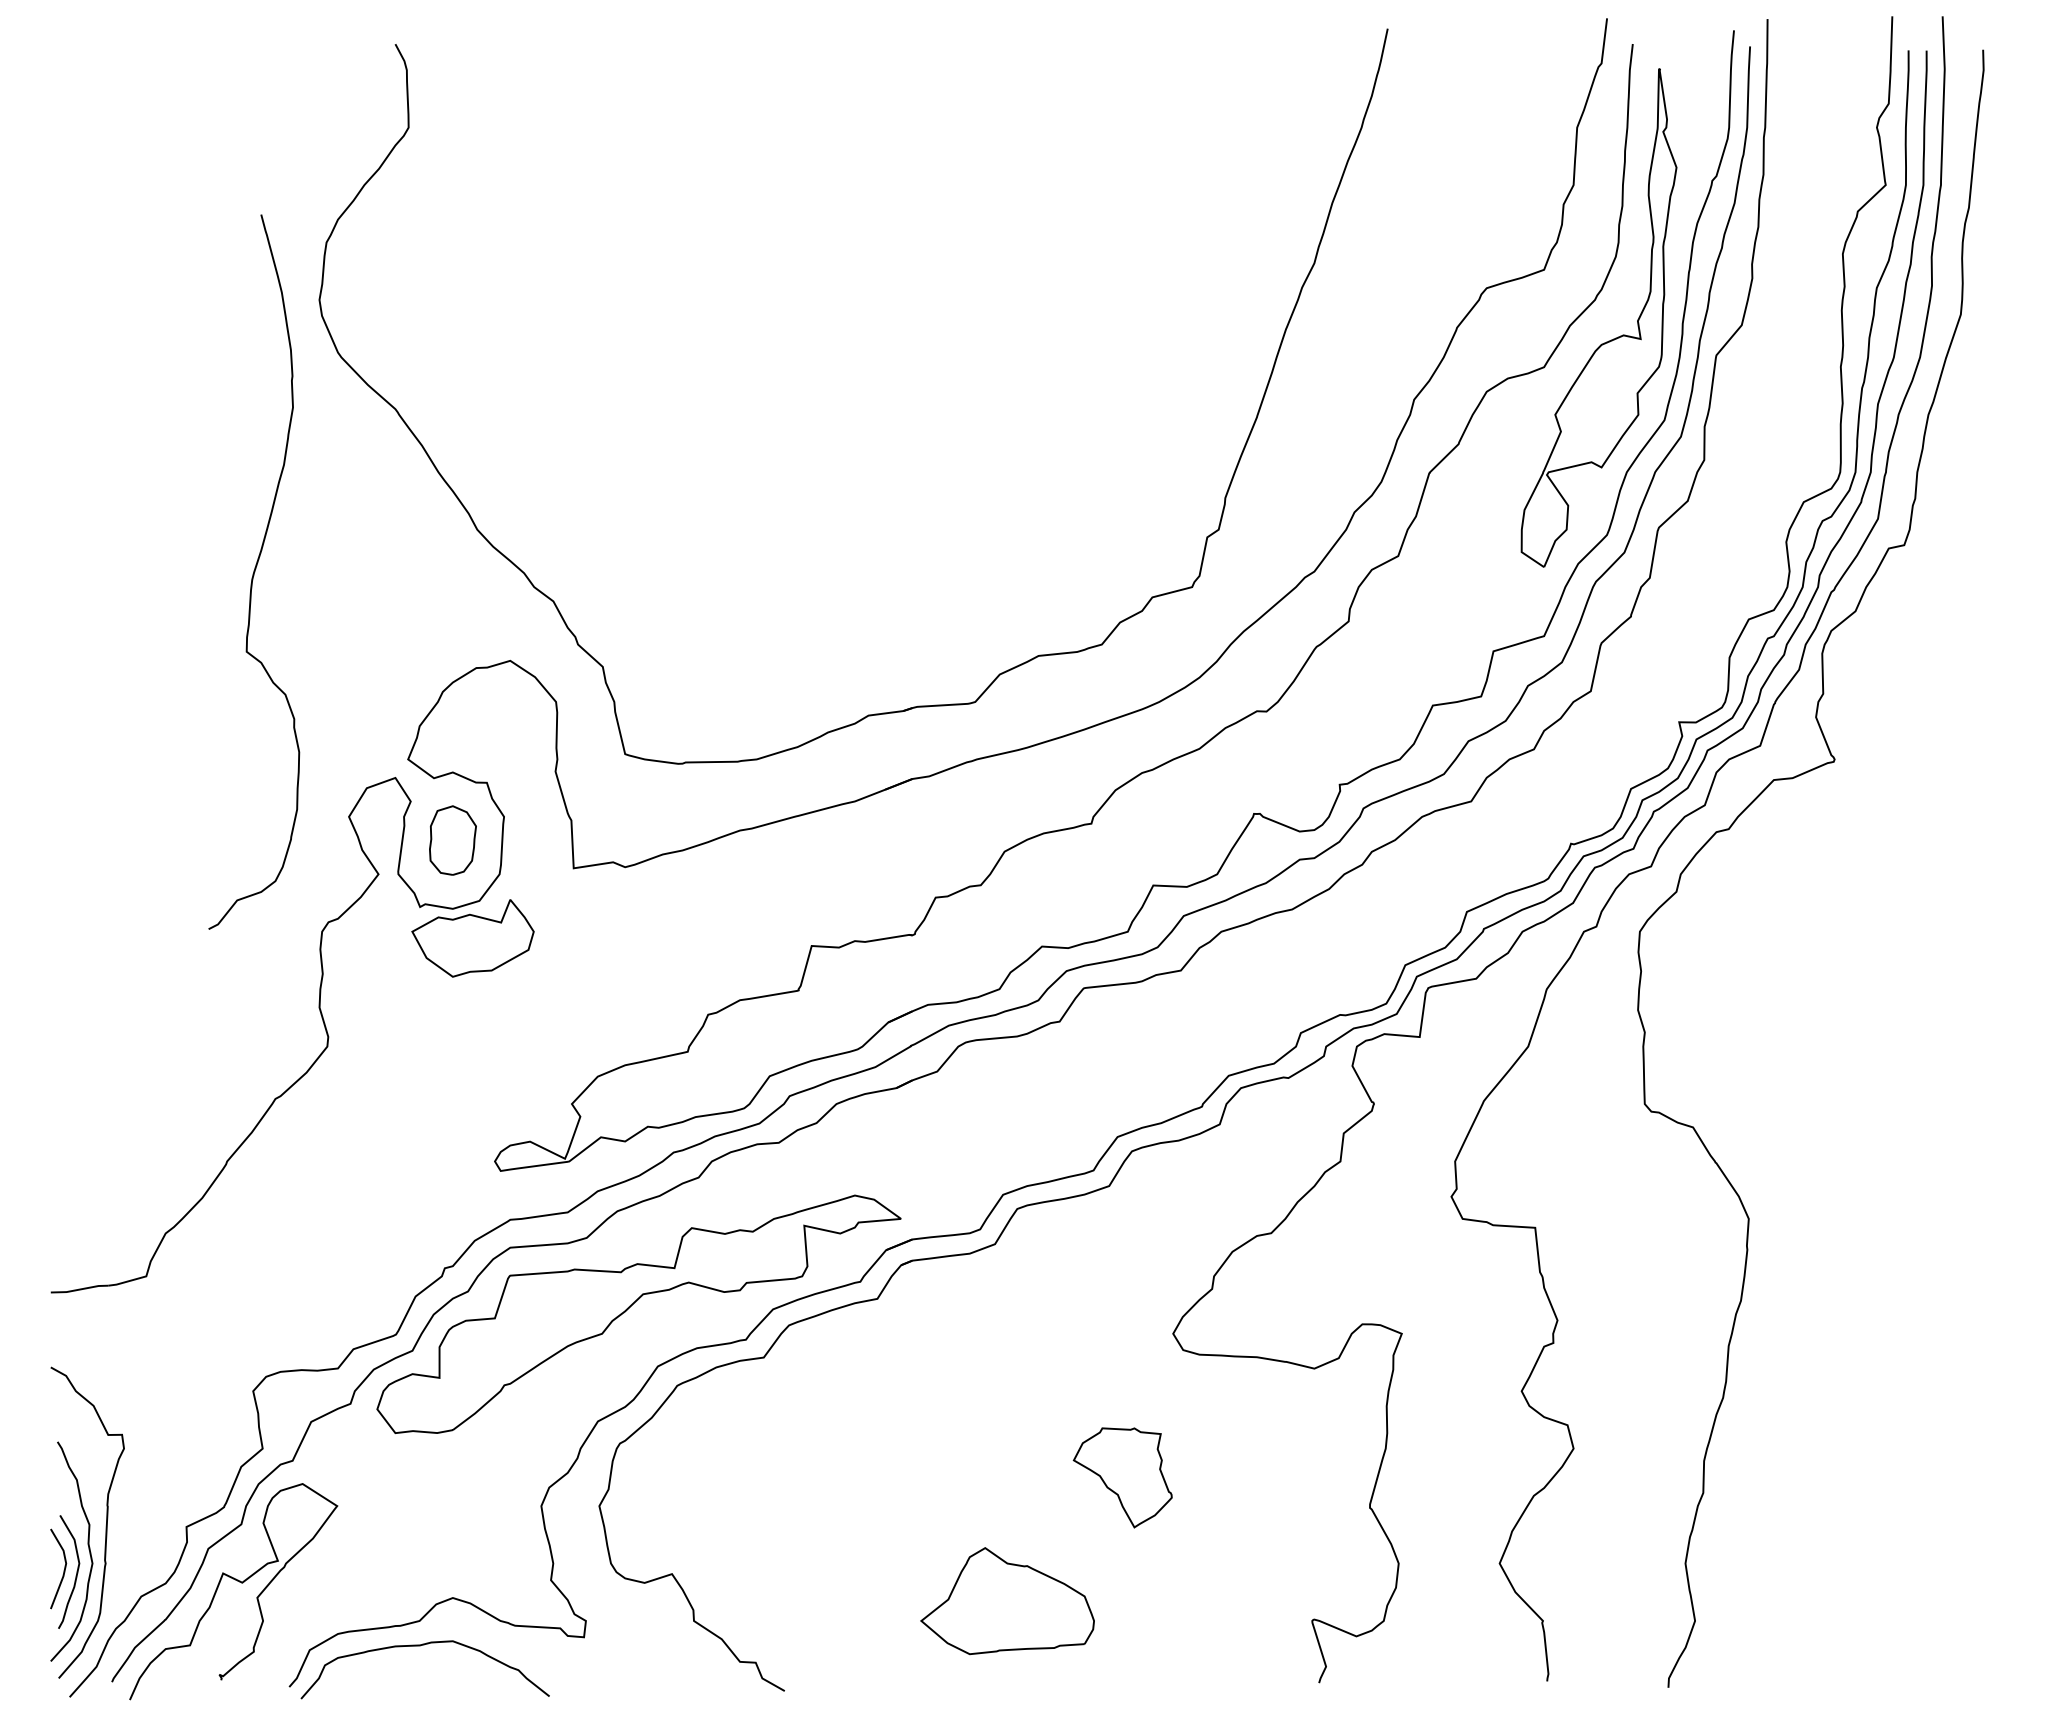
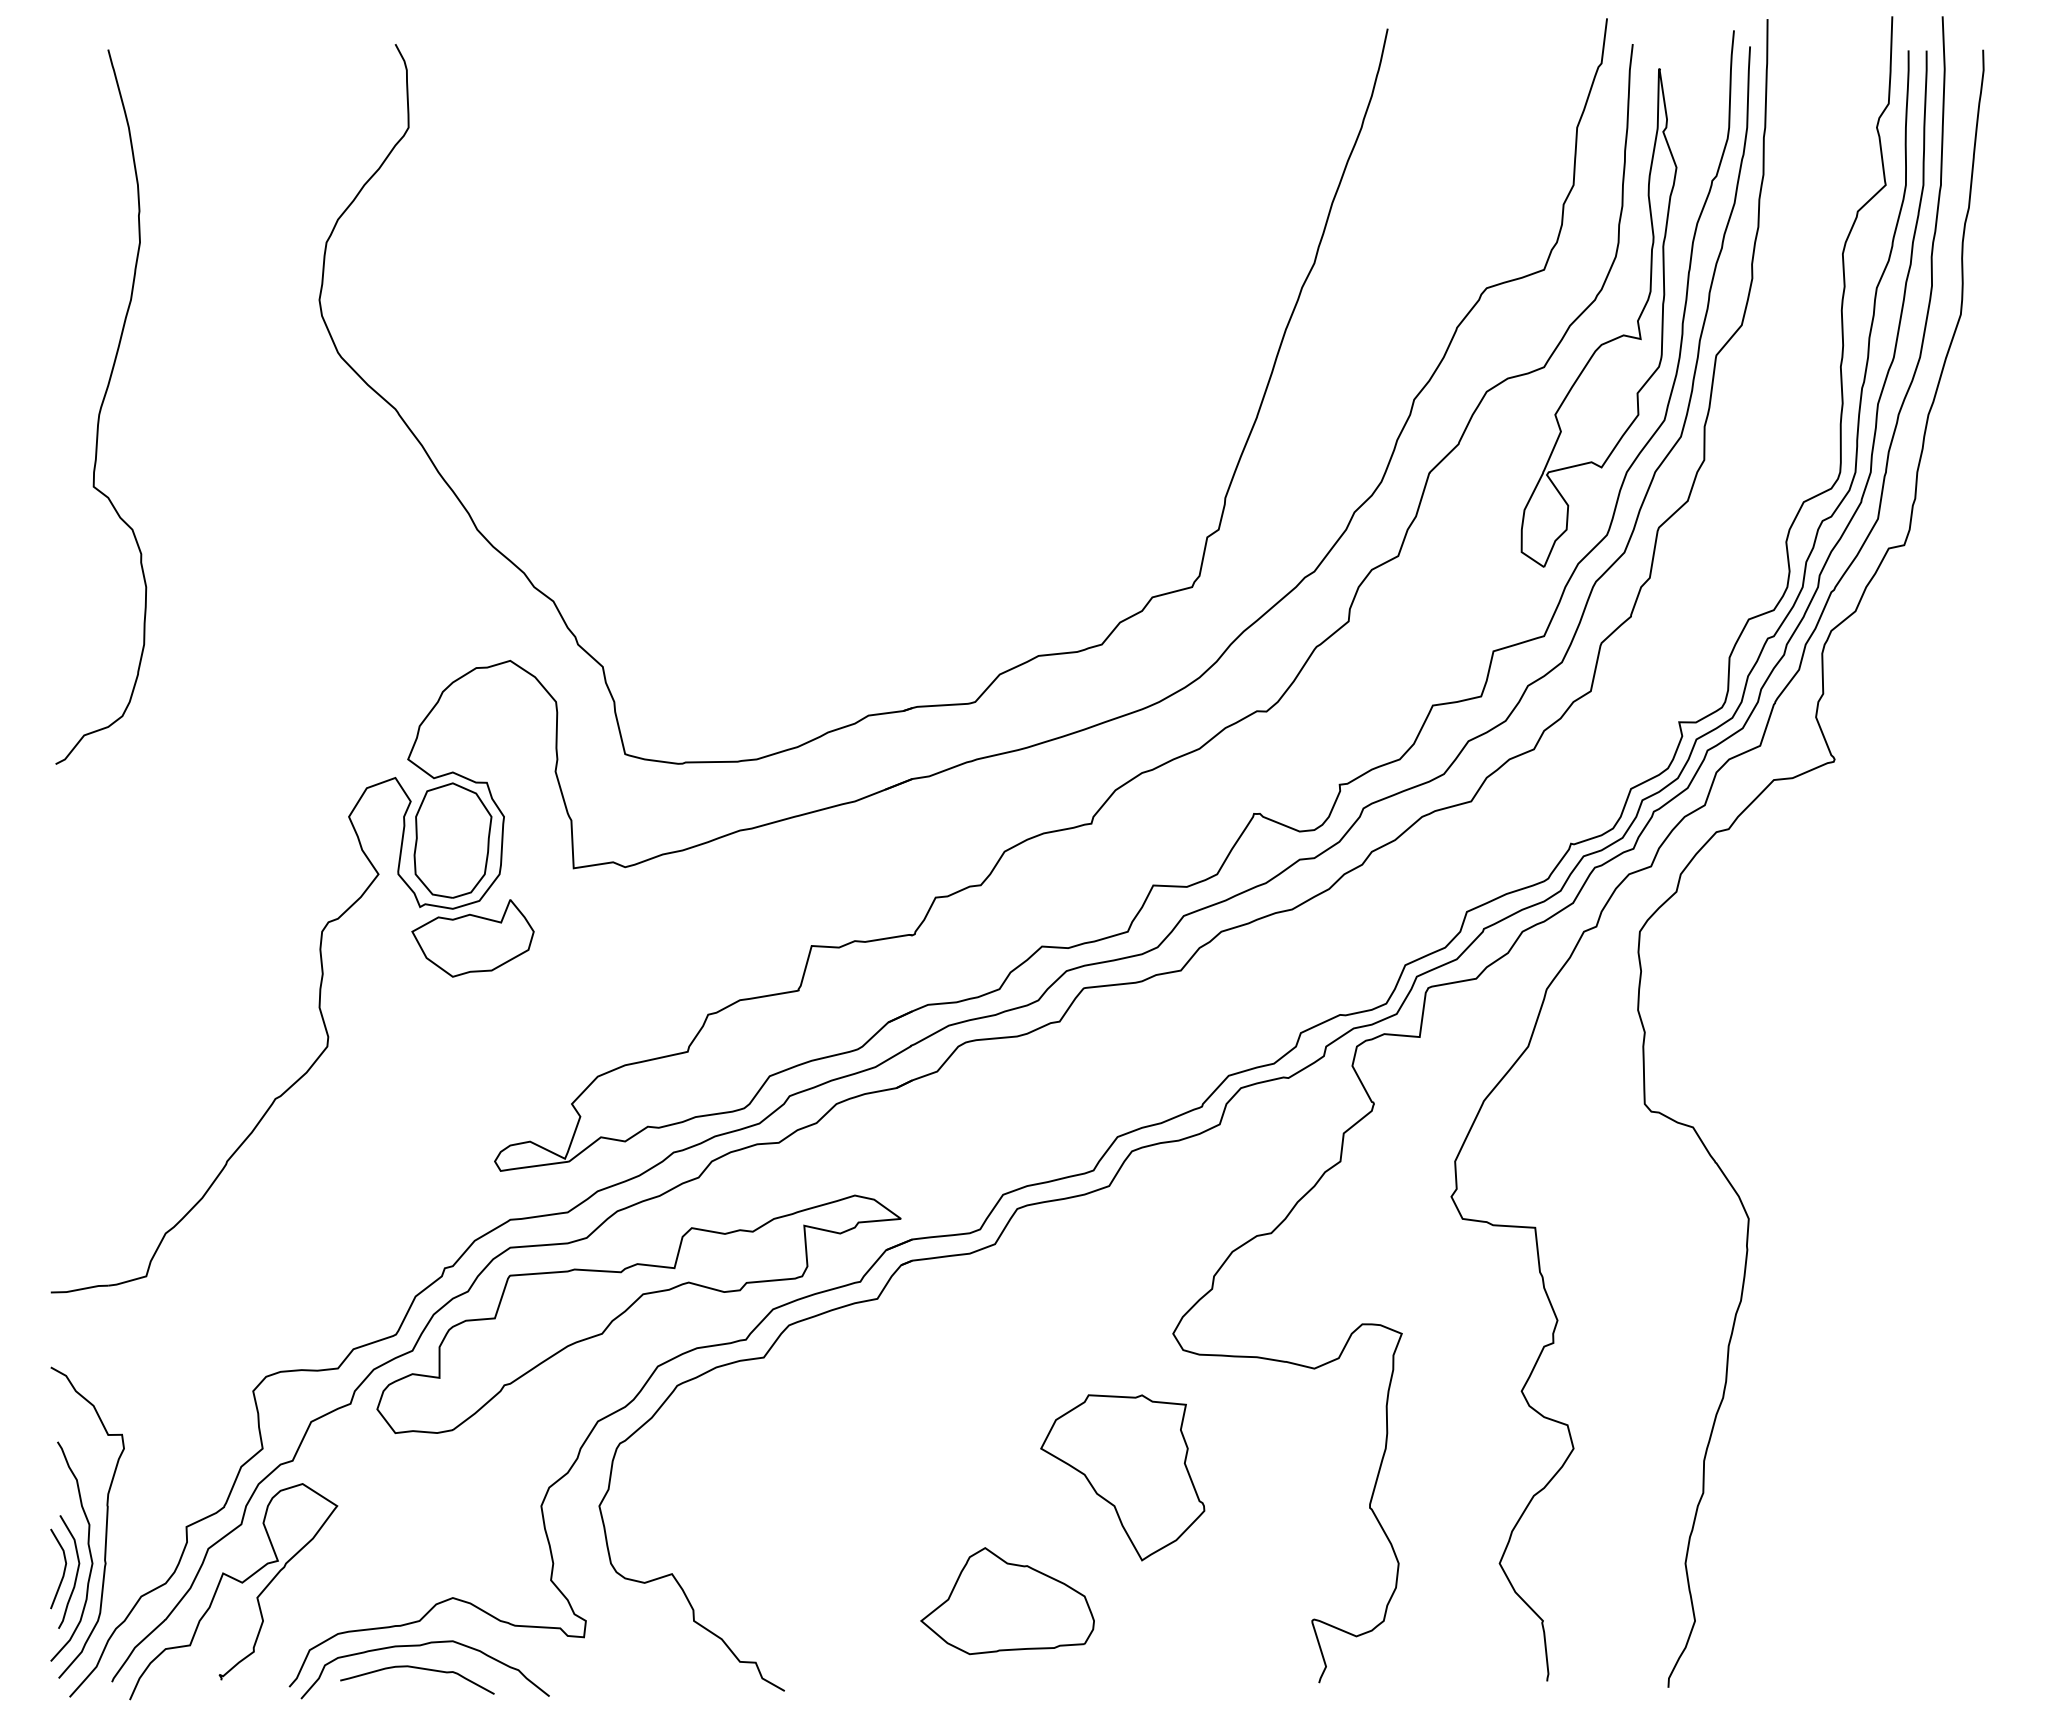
curve position: (254, 571) -> (101, 406) (101, 406)
part size: 48x71 px -> 80x117 px (452, 840)
part size: 101x102 px -> 166x168 px (1122, 1477)
curve: none -> present (419, 1669)
